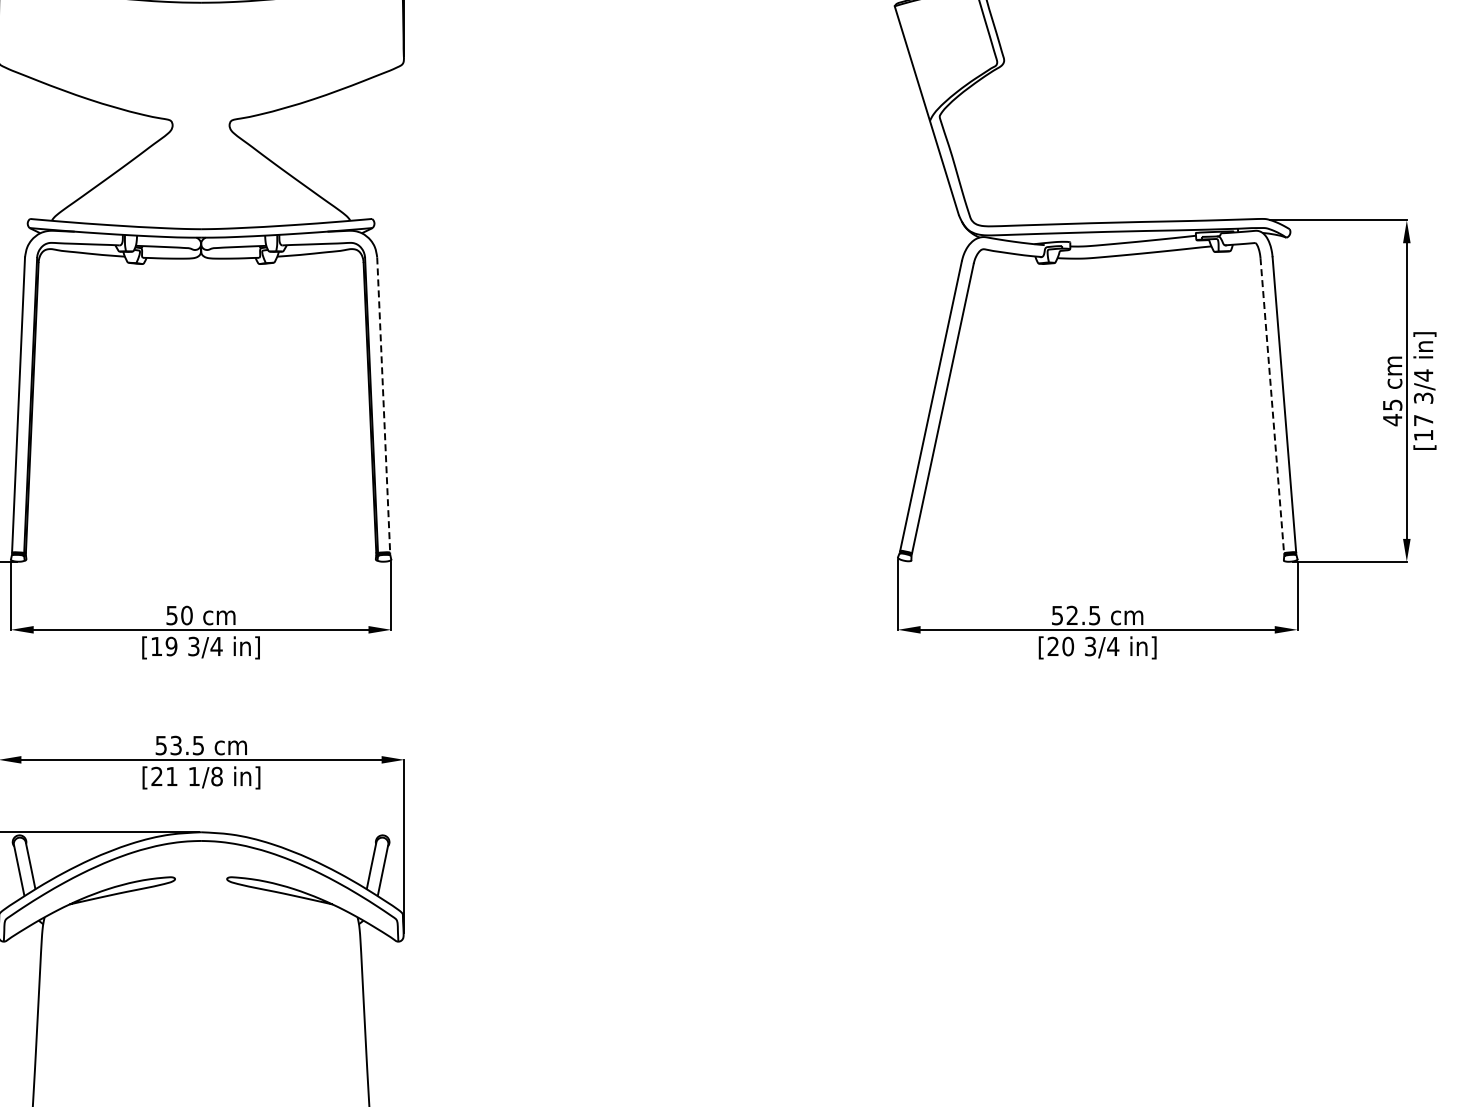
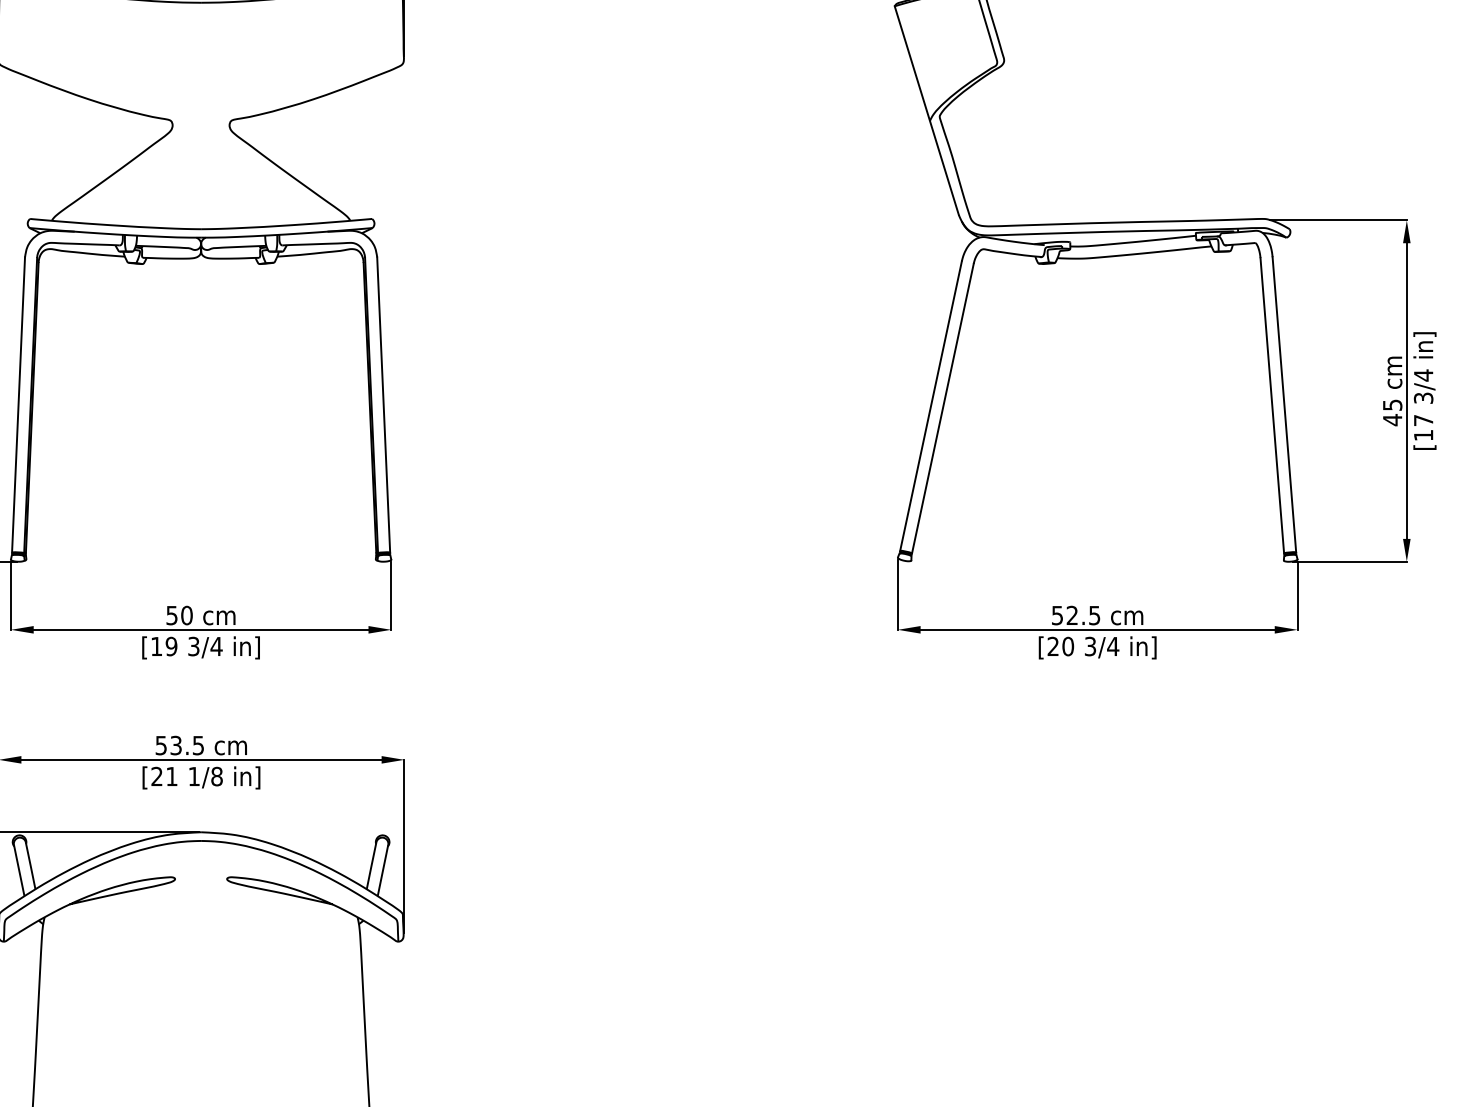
line: dashed -> solid (383, 405)
line: dashed -> solid (1272, 406)
